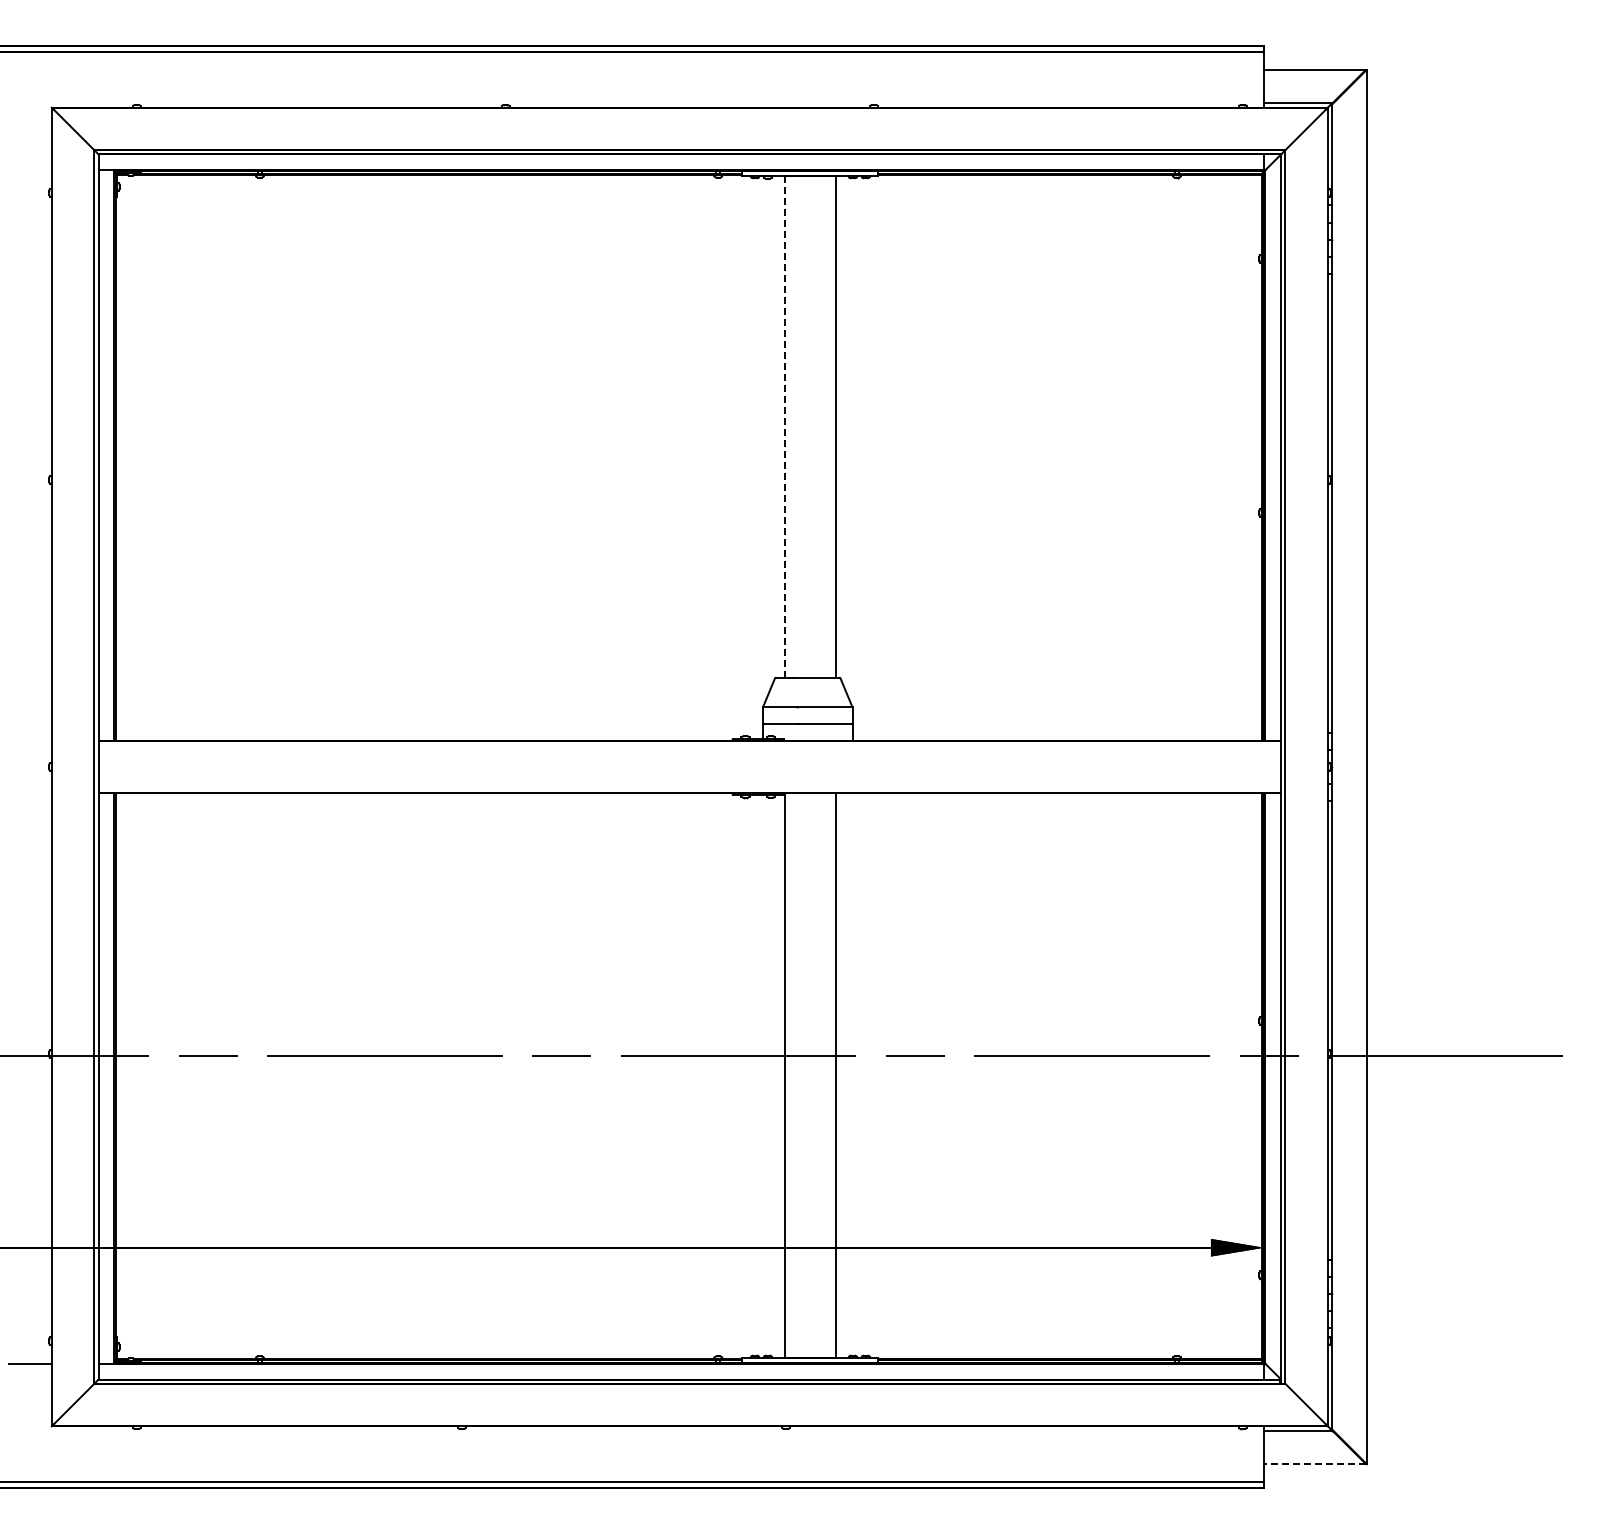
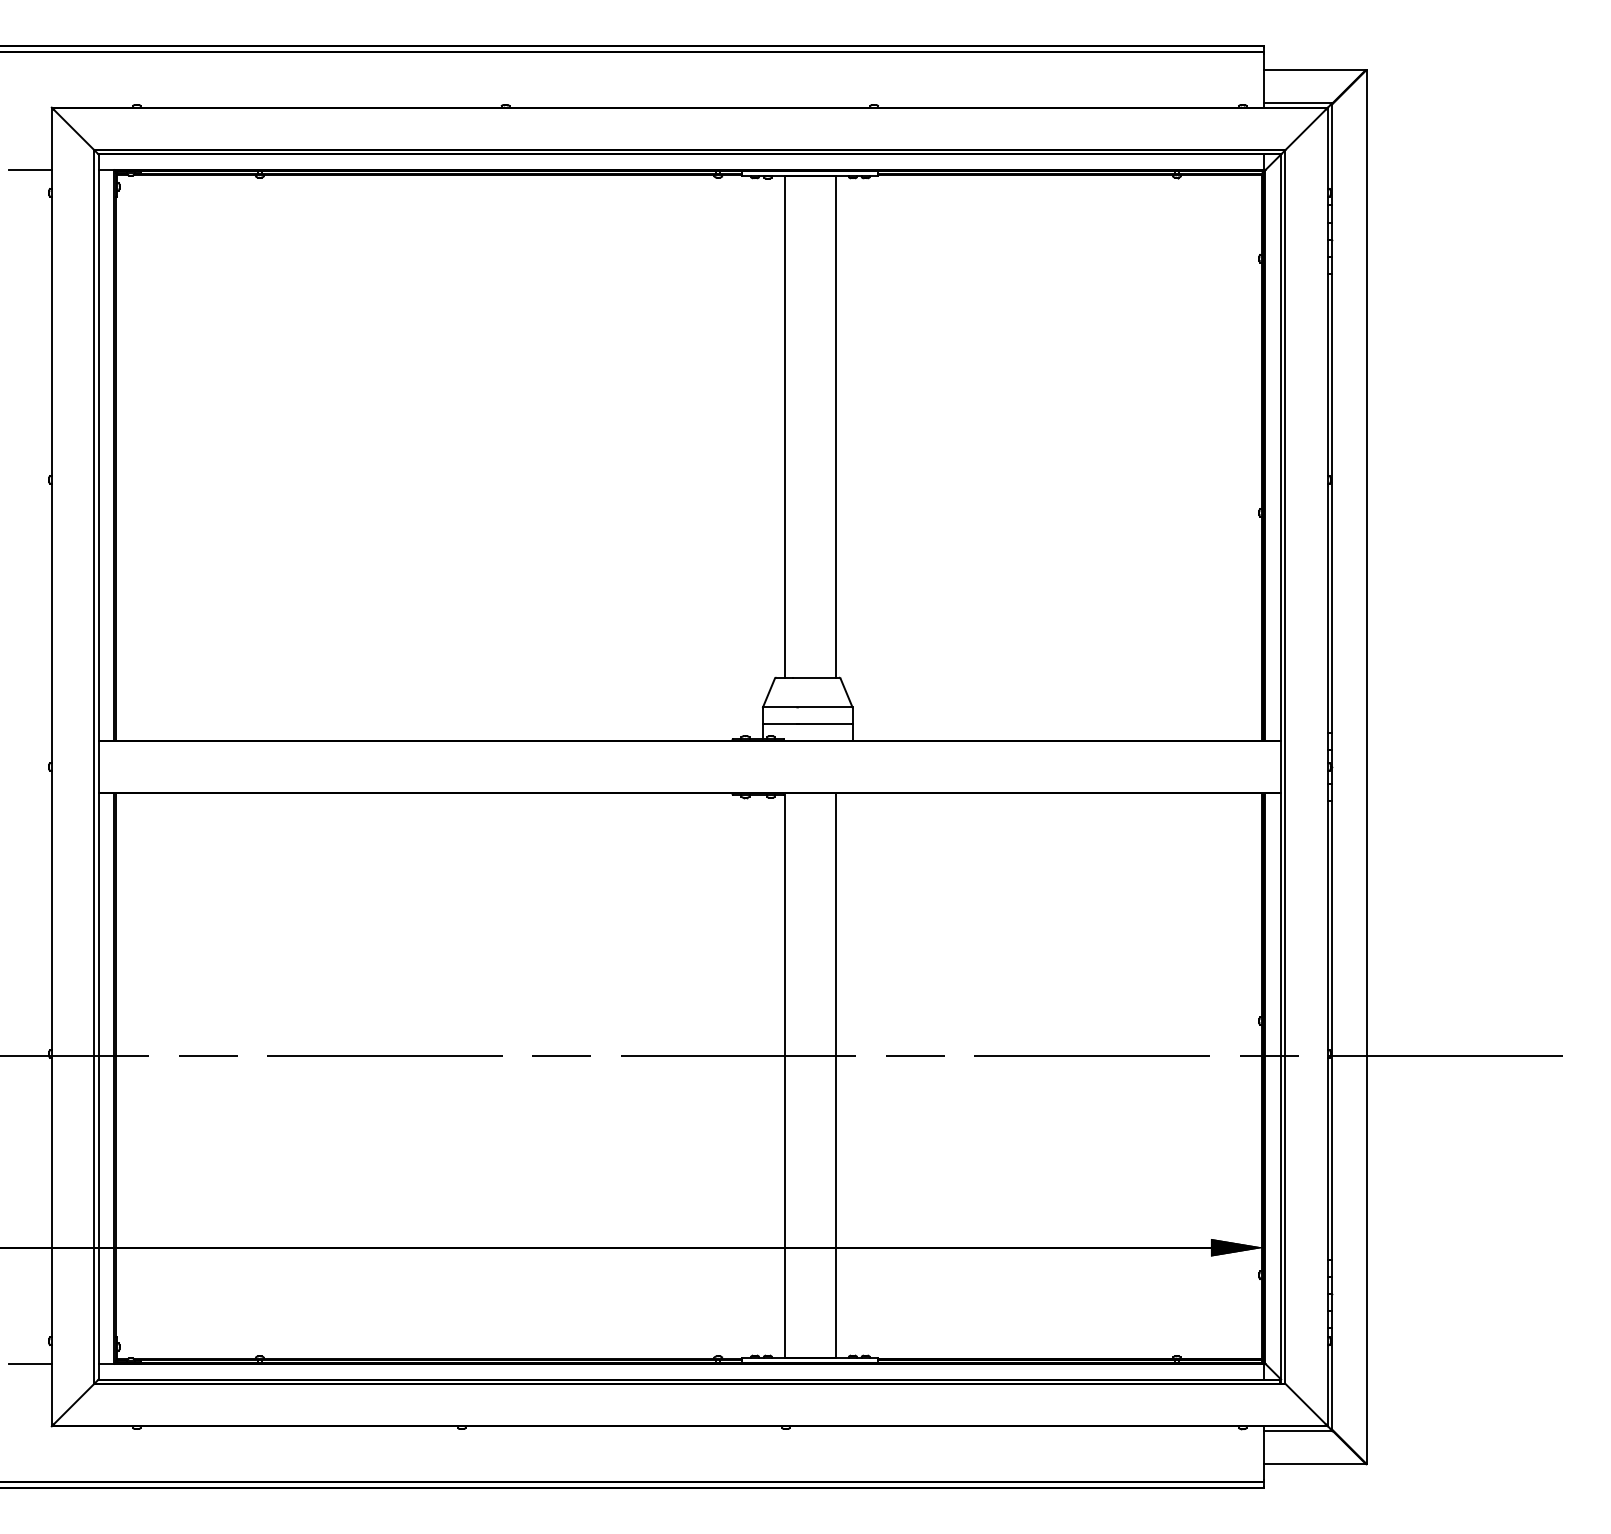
line: none -> present (30, 170)
line: dashed -> solid (784, 426)
line: dashed -> solid (1314, 1464)
